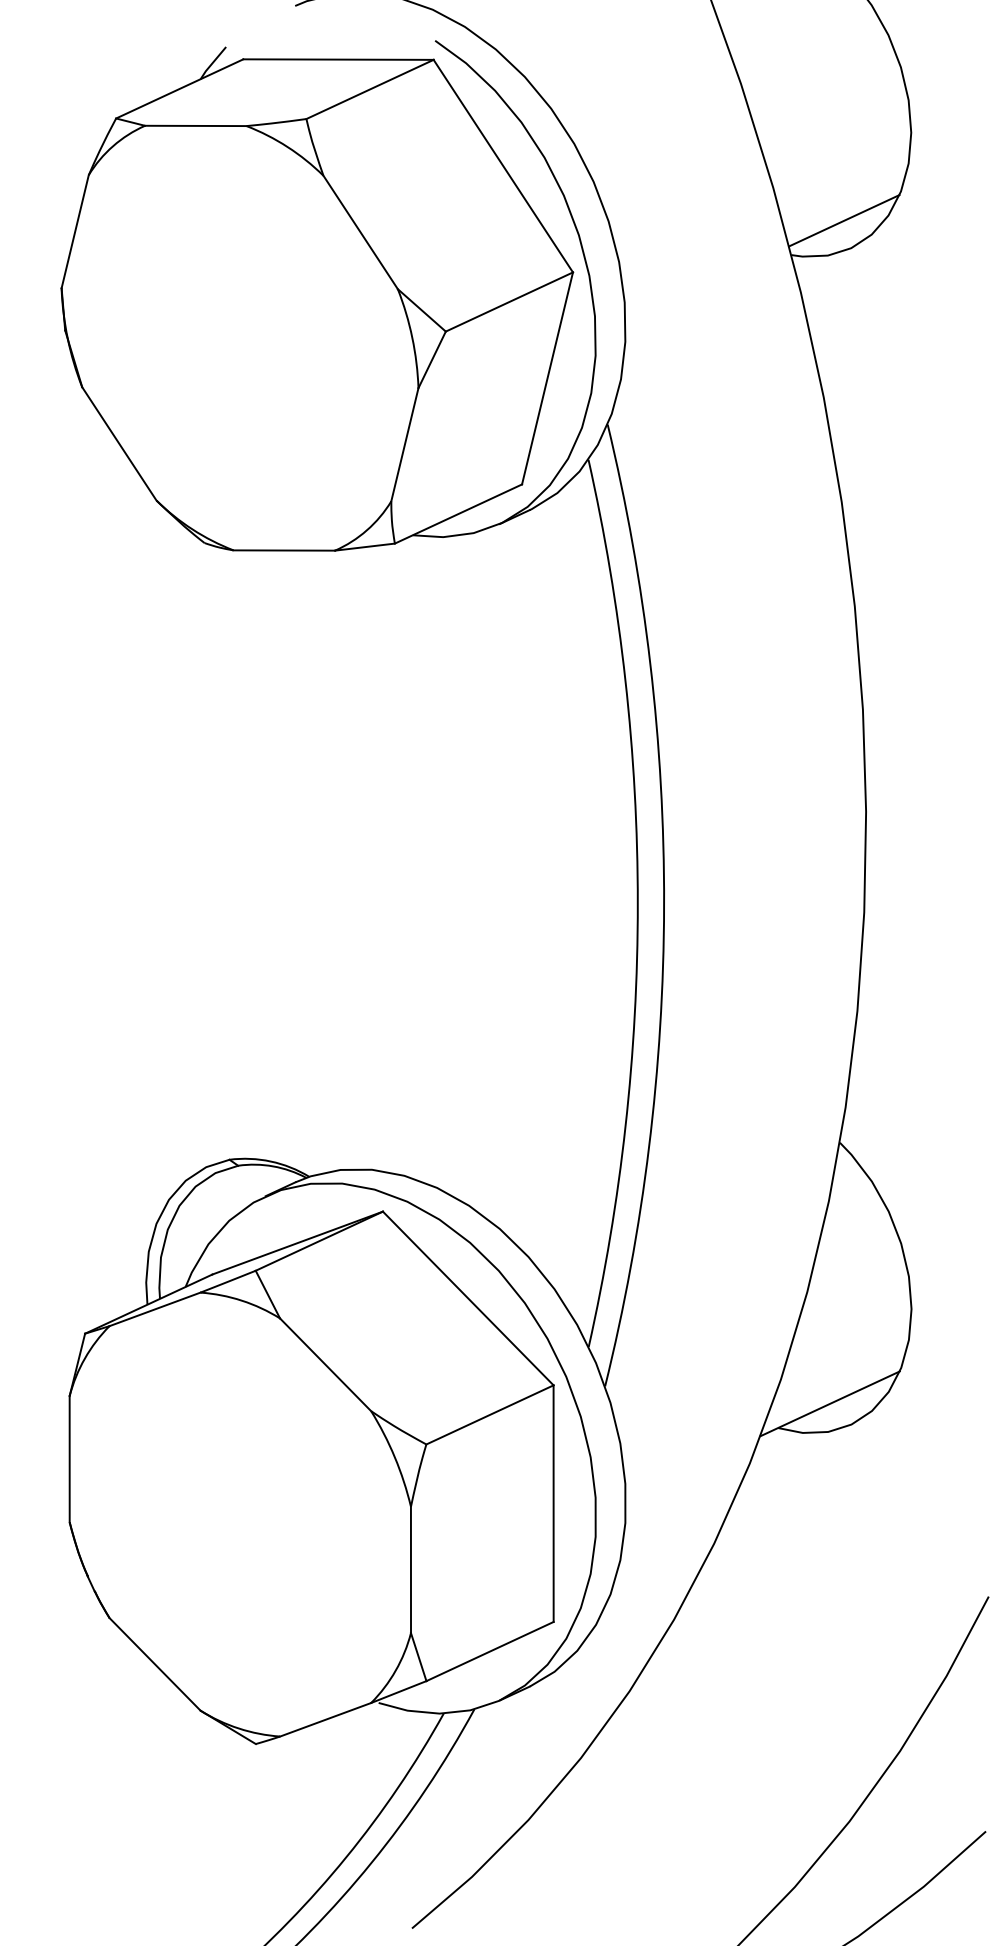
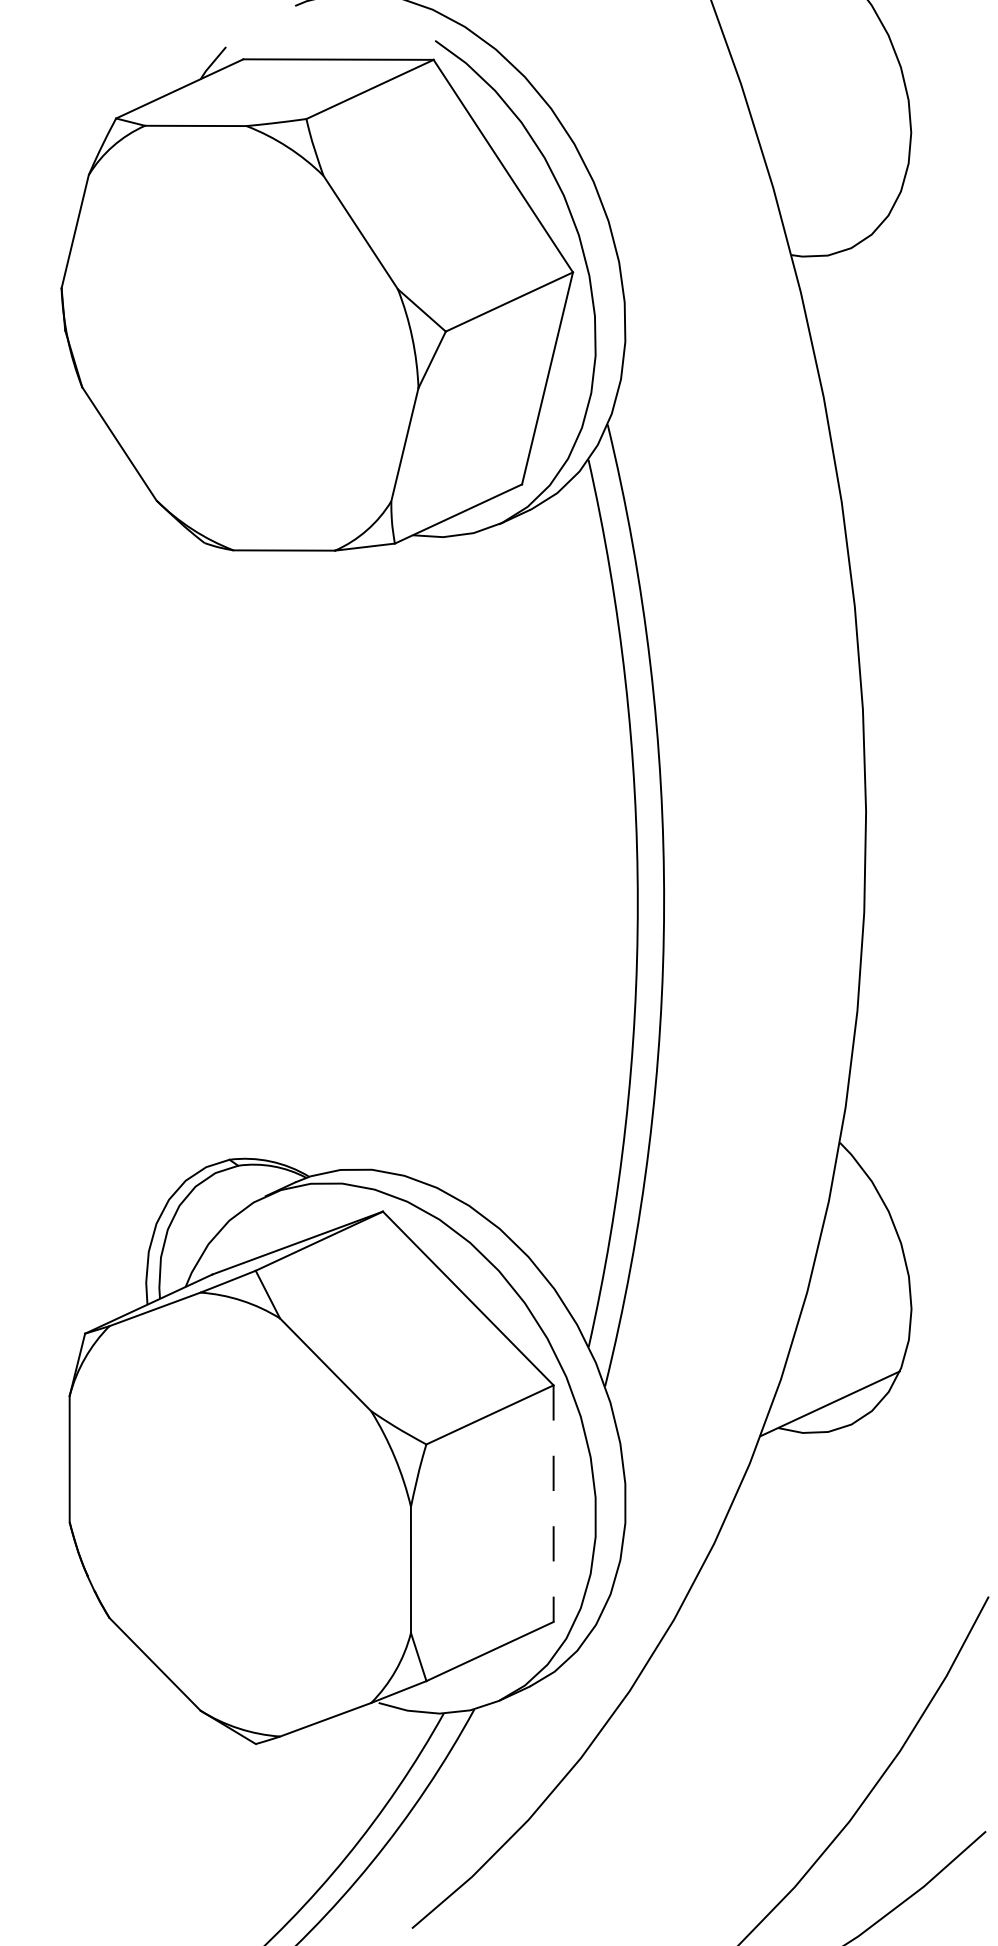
line: present -> none (844, 220)
line: solid -> dashed (553, 1504)
